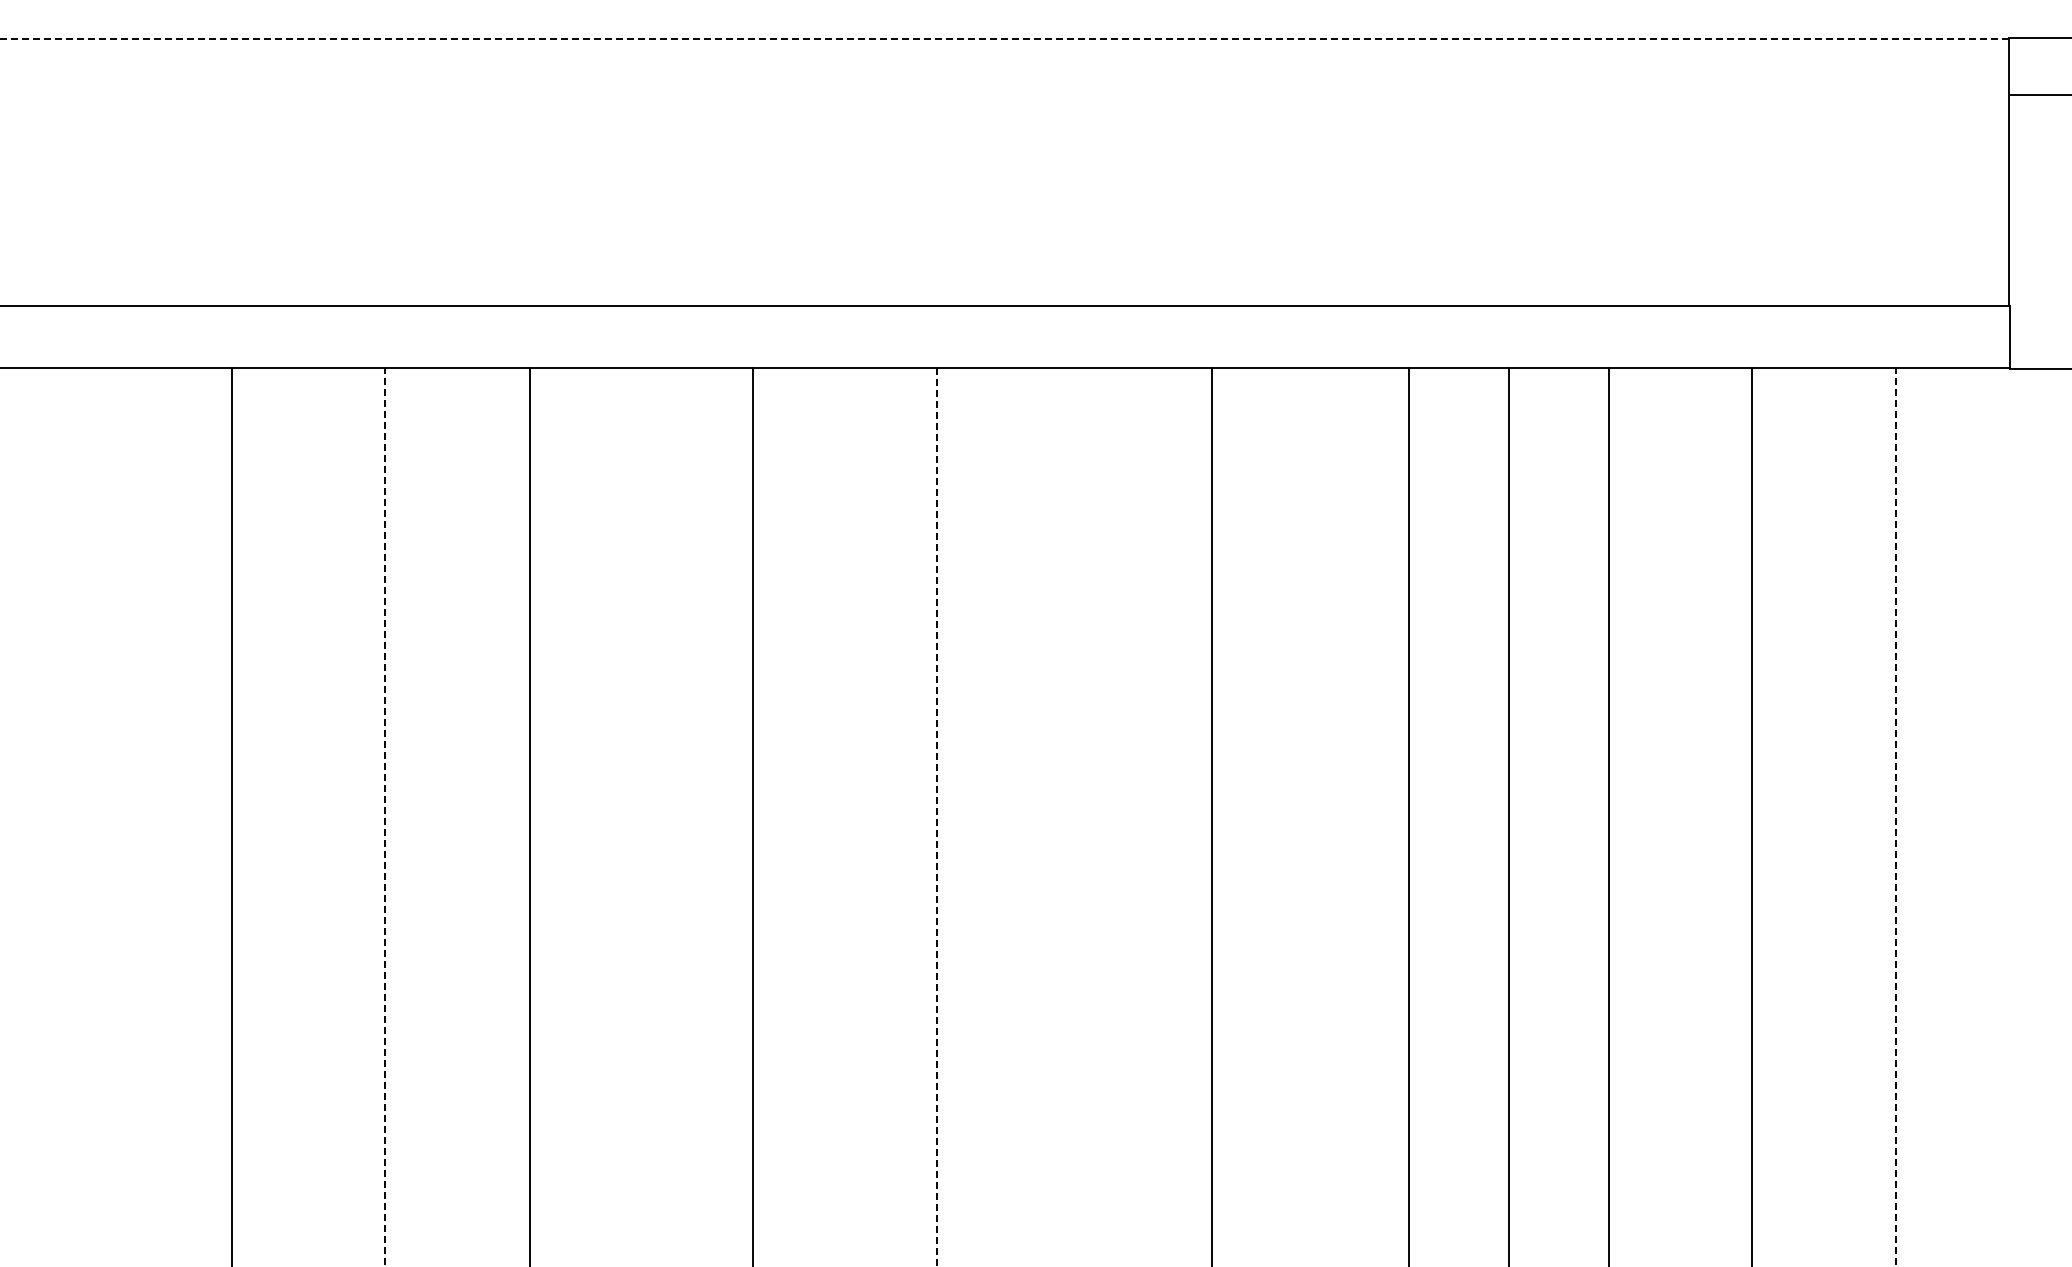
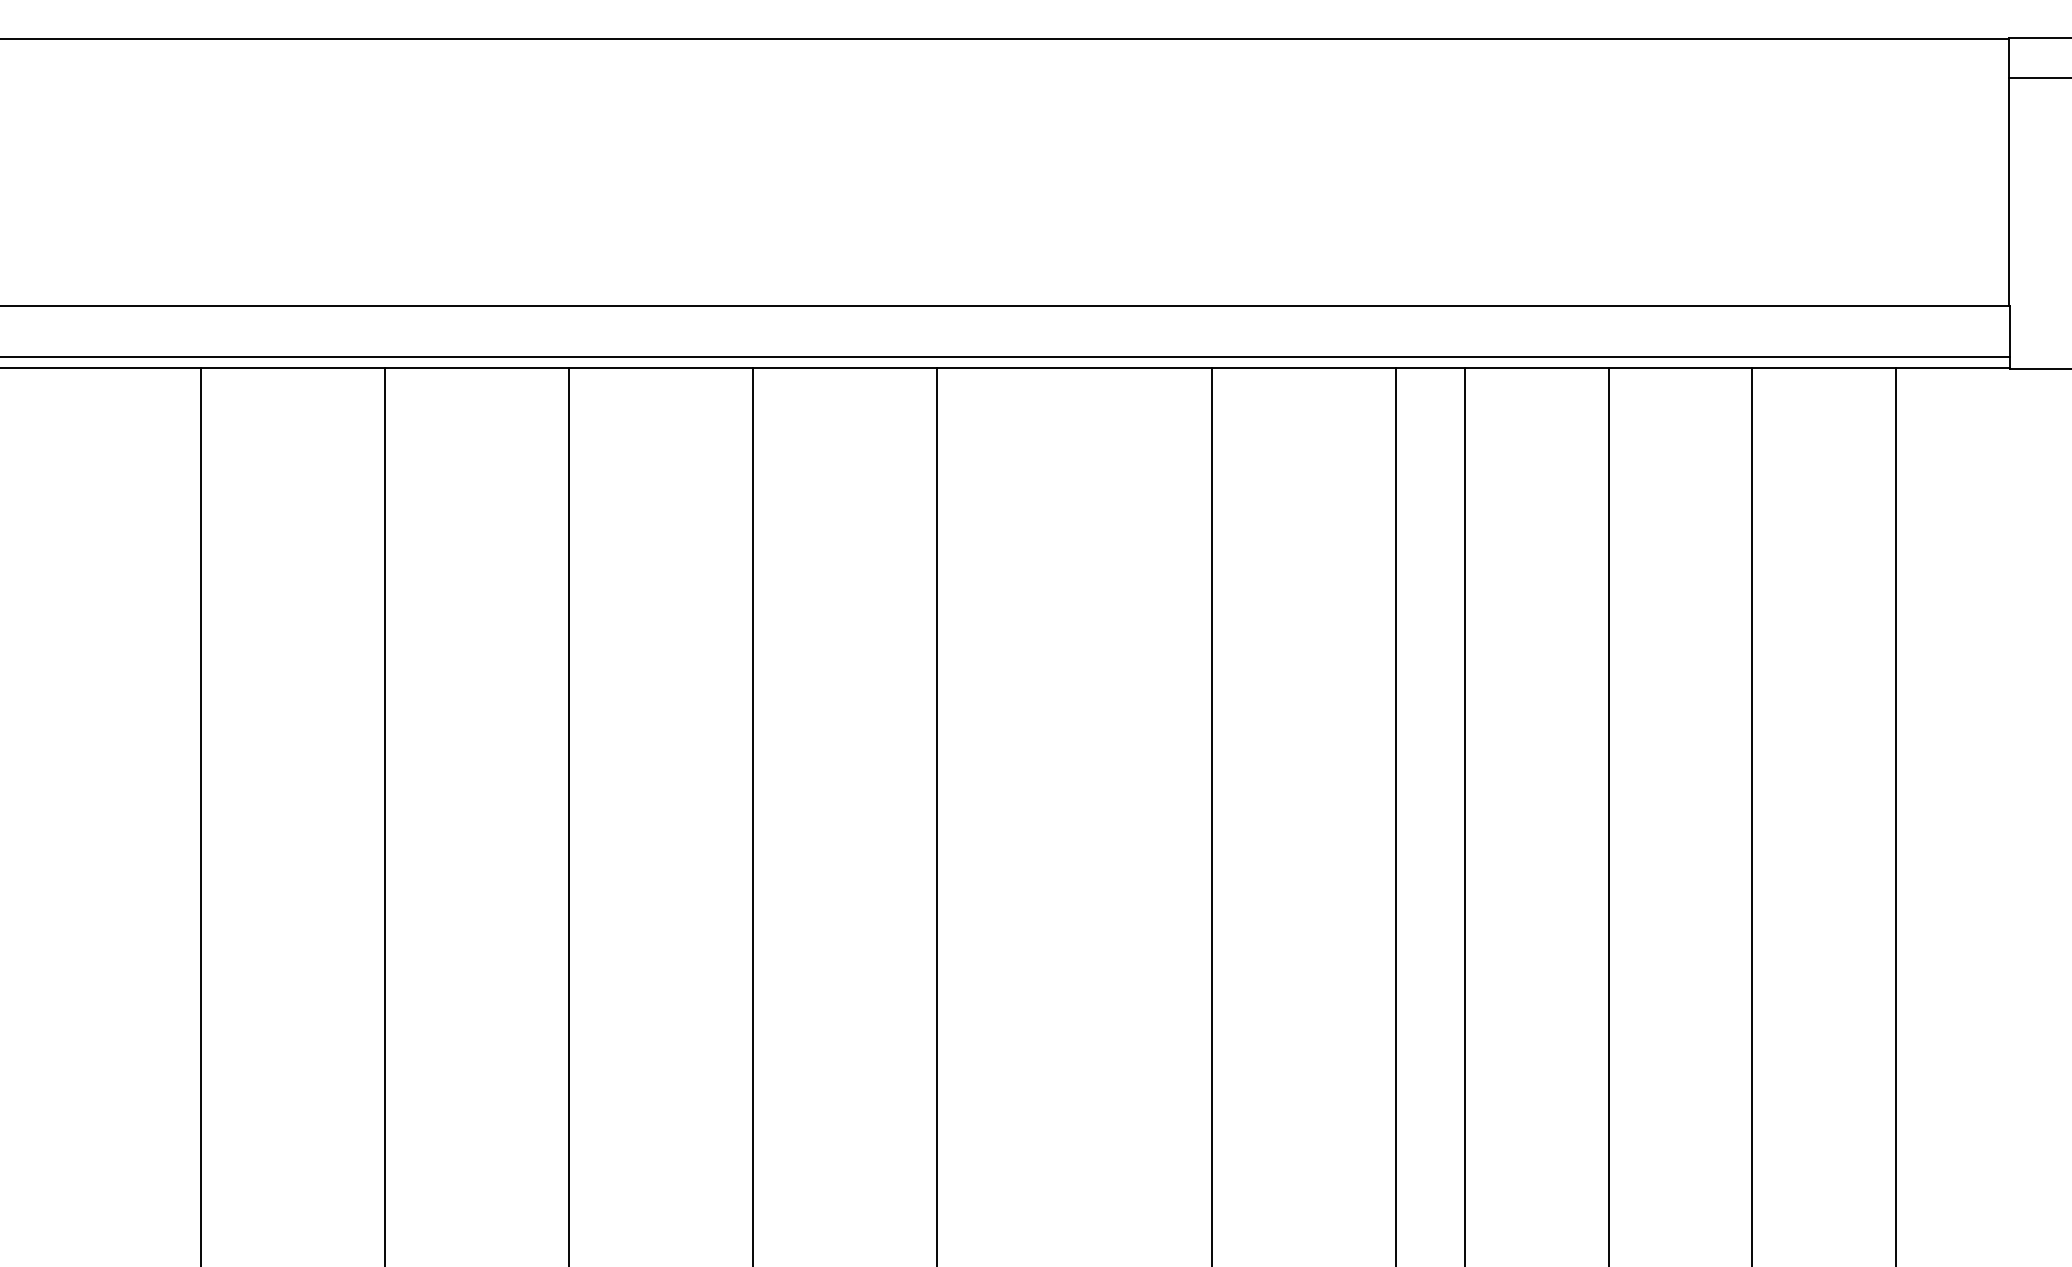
line: dashed -> solid (1004, 38)
line position: (2038, 95) -> (2038, 78) (2038, 78)
line: none -> present (1005, 356)
line position: (231, 815) -> (200, 815) (200, 815)
line position: (529, 815) -> (568, 815) (568, 815)
line position: (1409, 815) -> (1396, 815) (1396, 815)
line position: (1509, 815) -> (1465, 815) (1465, 815)
line: dashed -> solid (384, 817)
line: dashed -> solid (936, 817)
line: dashed -> solid (1896, 817)
